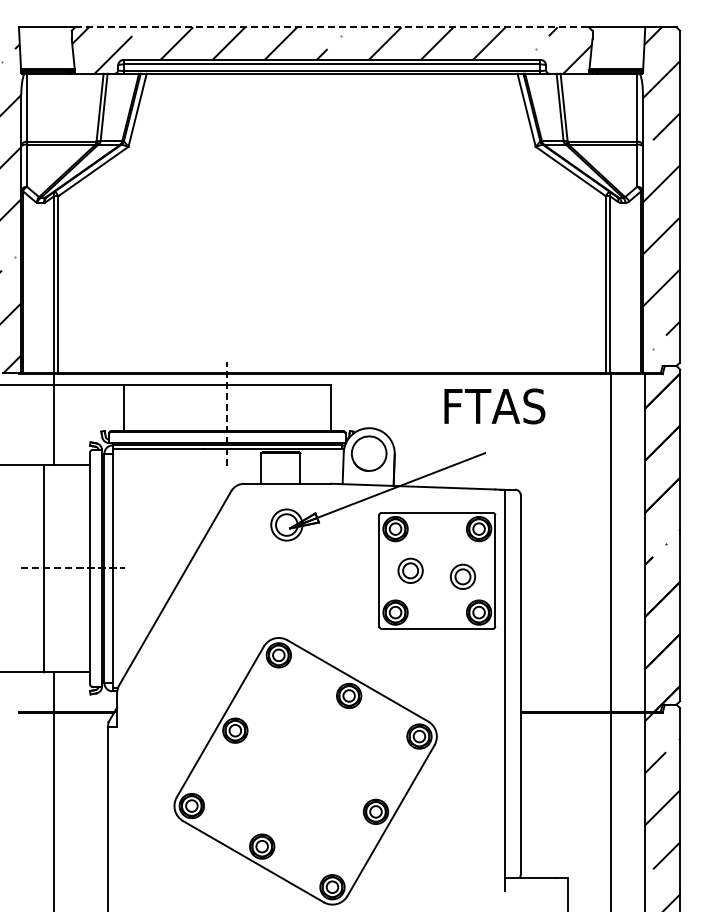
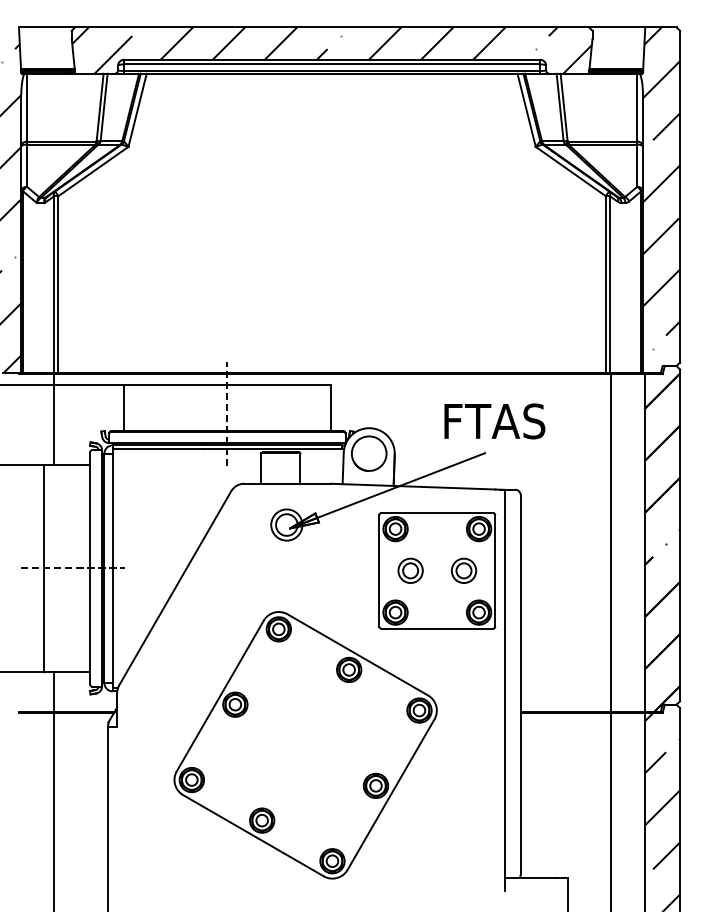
line: dashed -> solid (332, 27)
text position: (494, 406) -> (494, 421) (494, 421)
part position: (463, 576) -> (464, 570) (464, 570)
part position: (305, 771) -> (305, 745) (305, 745)
